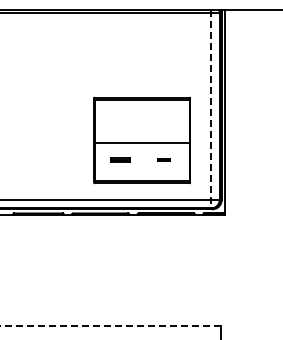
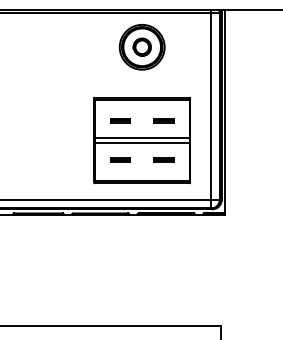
part: none -> present (141, 47)
line: dashed -> solid (210, 109)
part: none -> present (120, 120)
part: none -> present (163, 120)
line: none -> present (141, 138)
part size: 14x4 px -> 22x6 px (163, 159)
line: dashed -> solid (110, 326)
